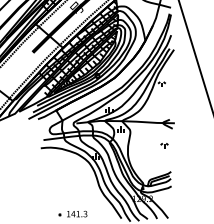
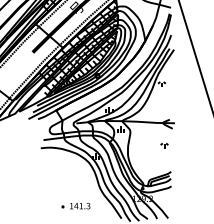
part position: (72, 213) -> (75, 205) (75, 205)
